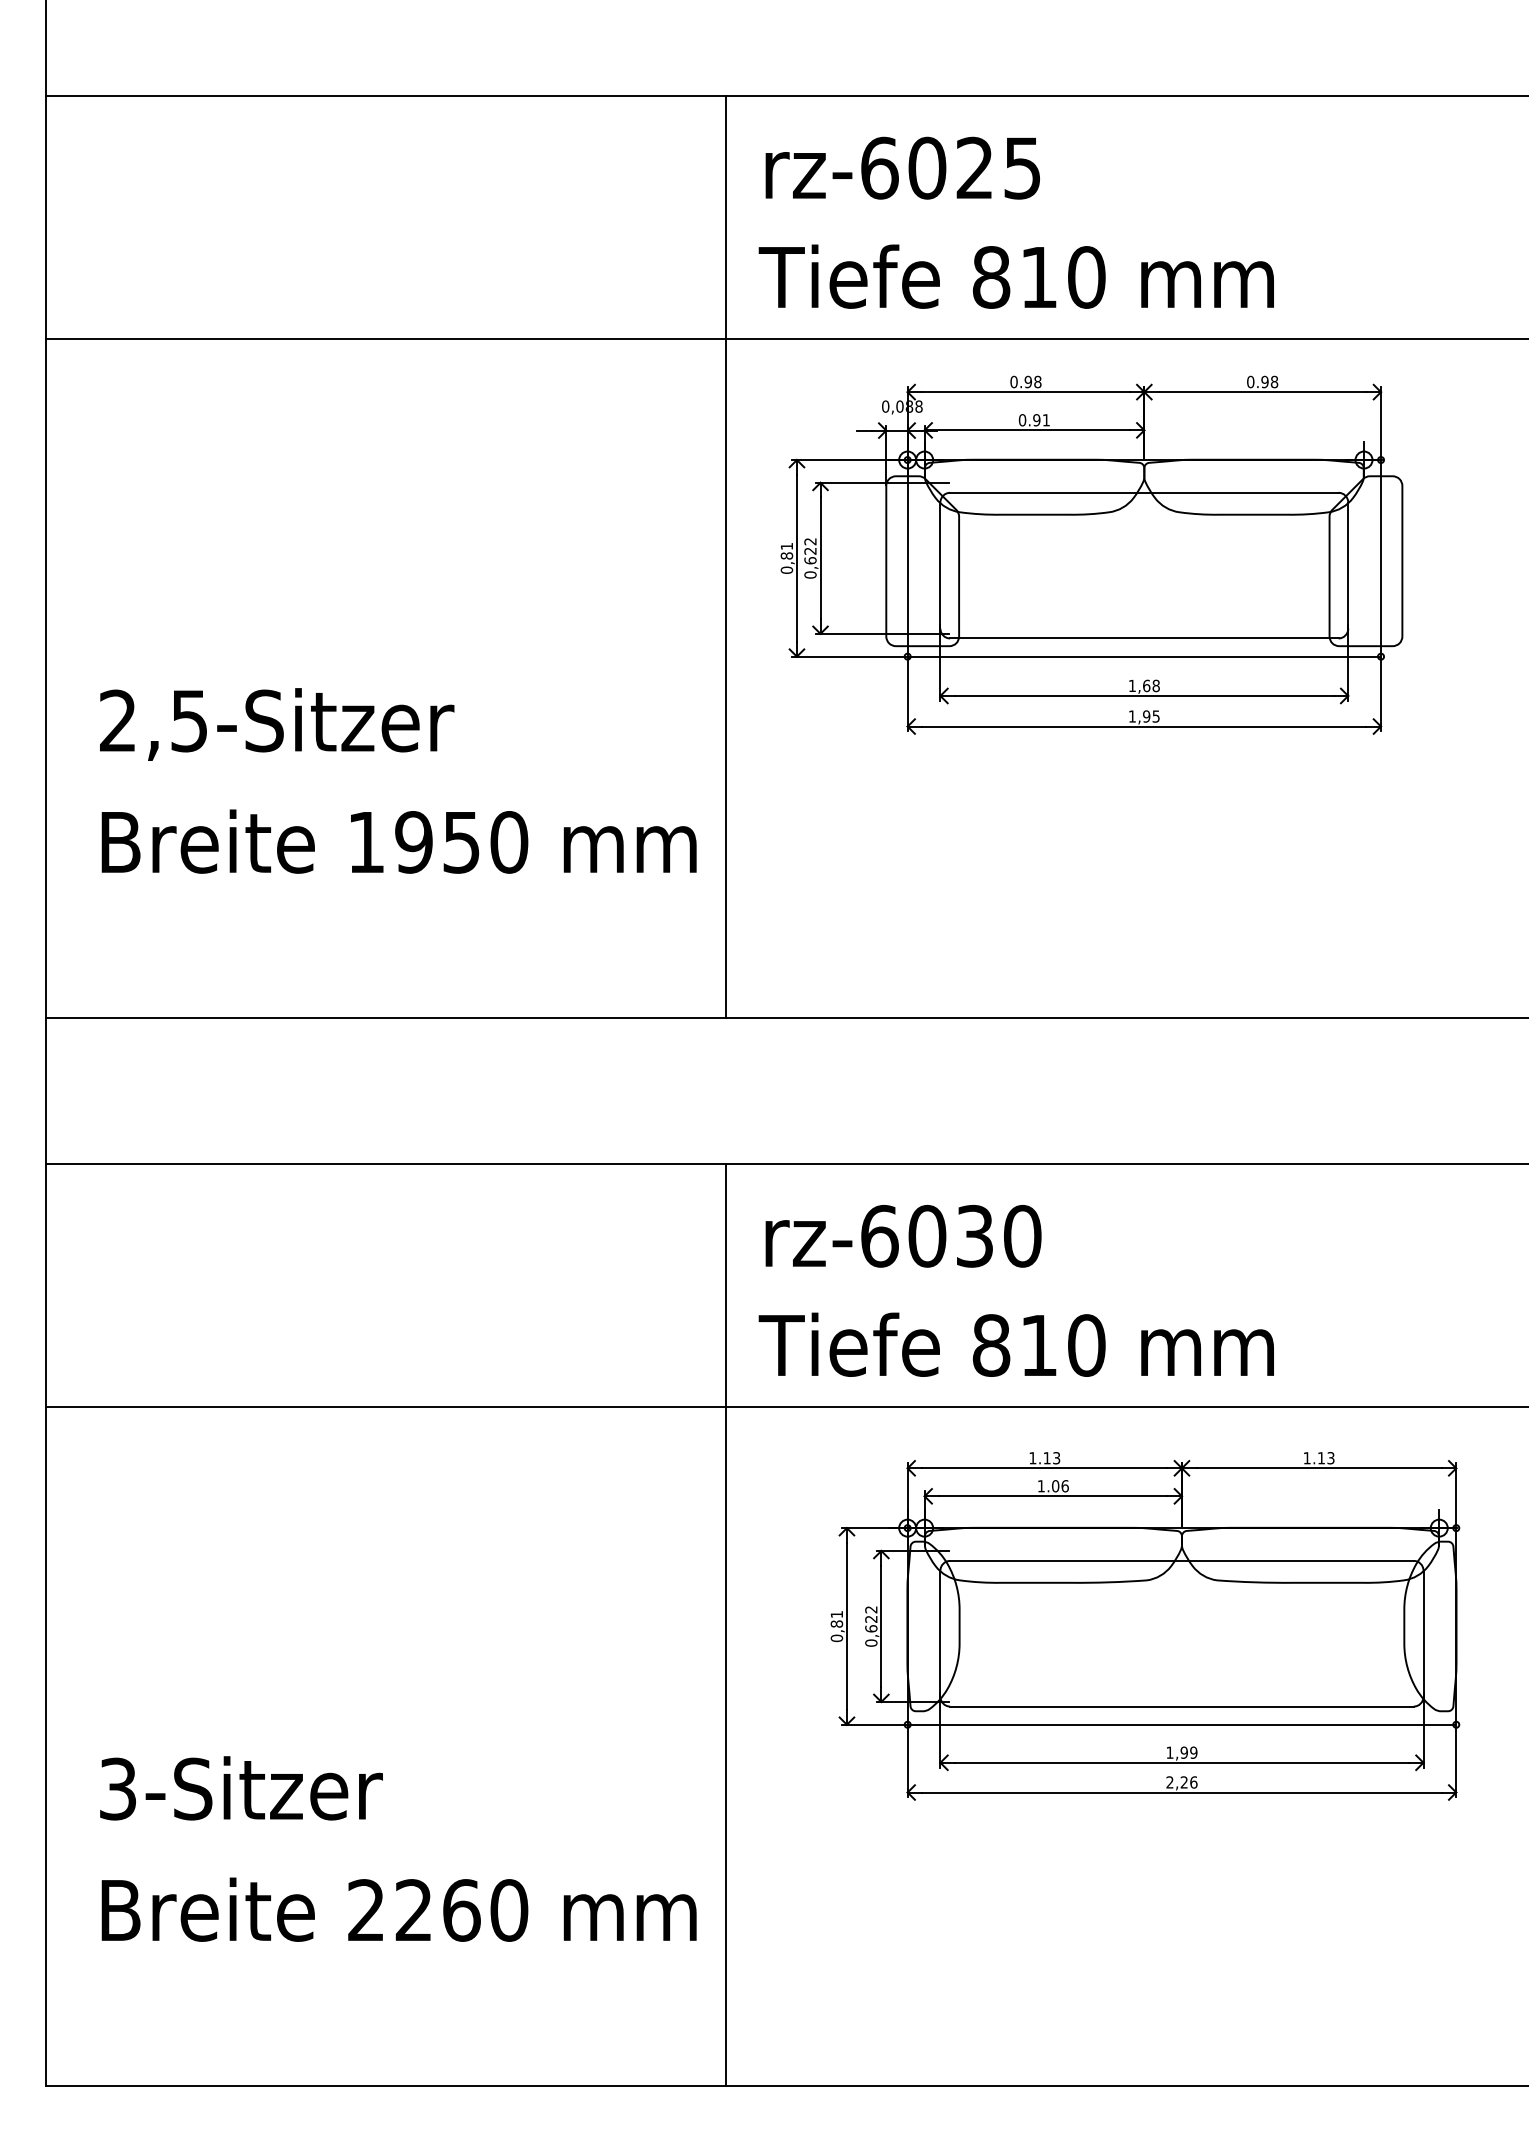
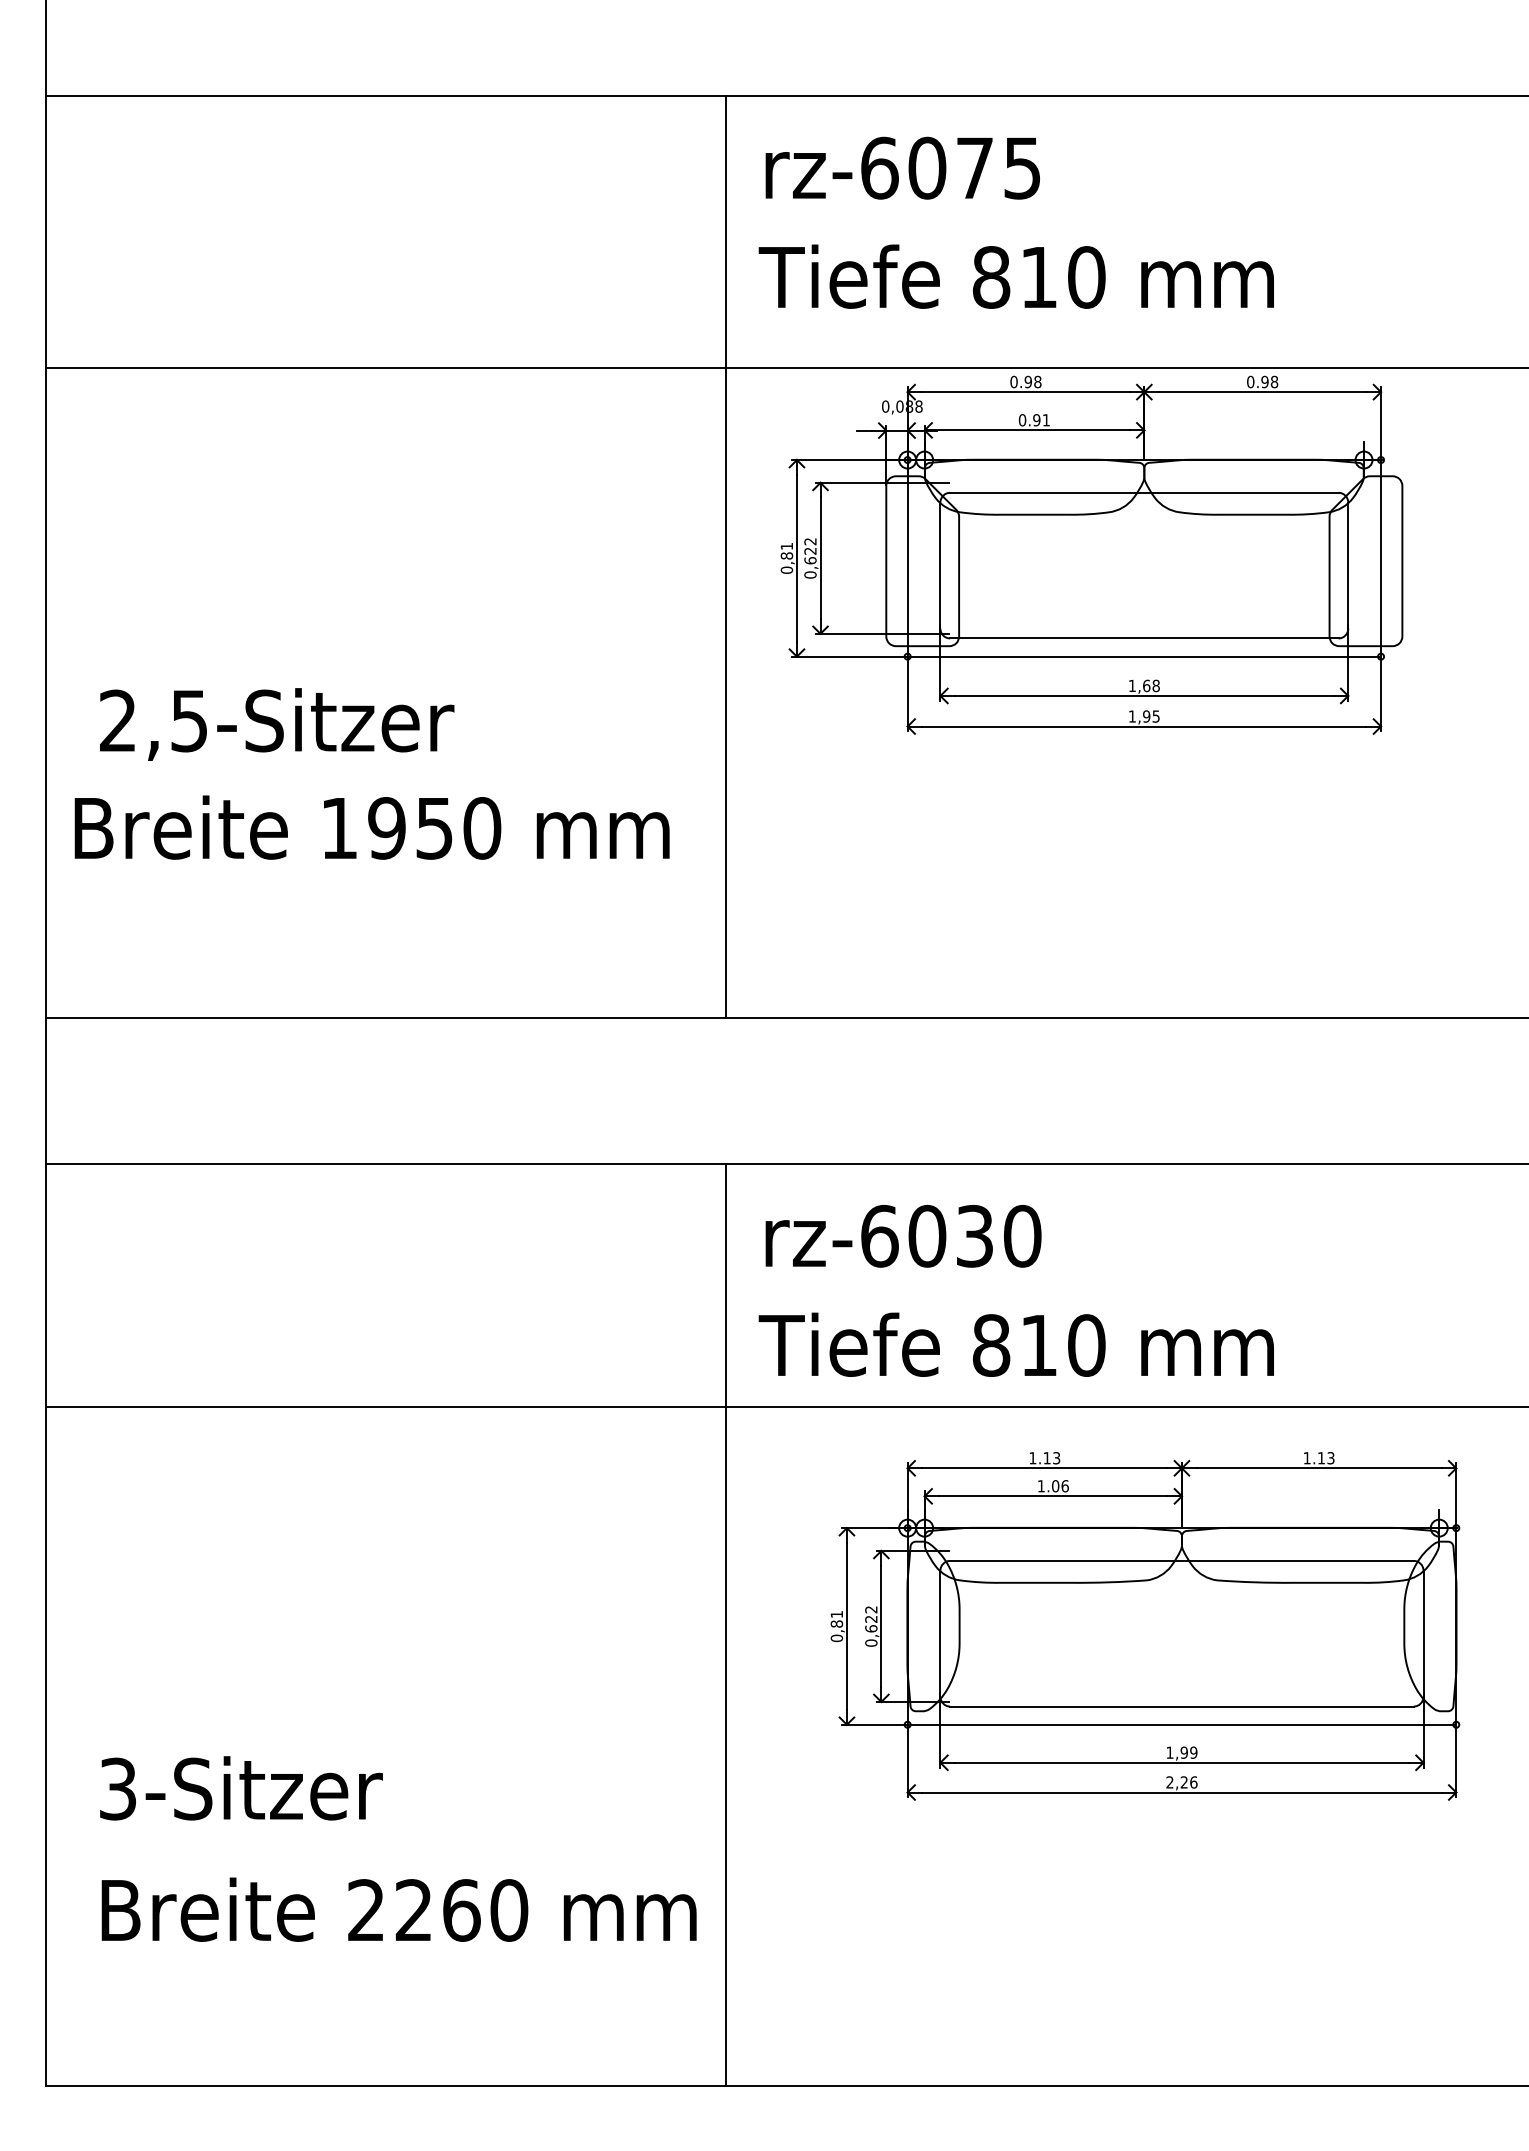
text: rz-6025 -> rz-6075 (974, 167)
line position: (785, 338) -> (785, 367) (785, 367)
text position: (398, 841) -> (371, 827) (371, 827)
